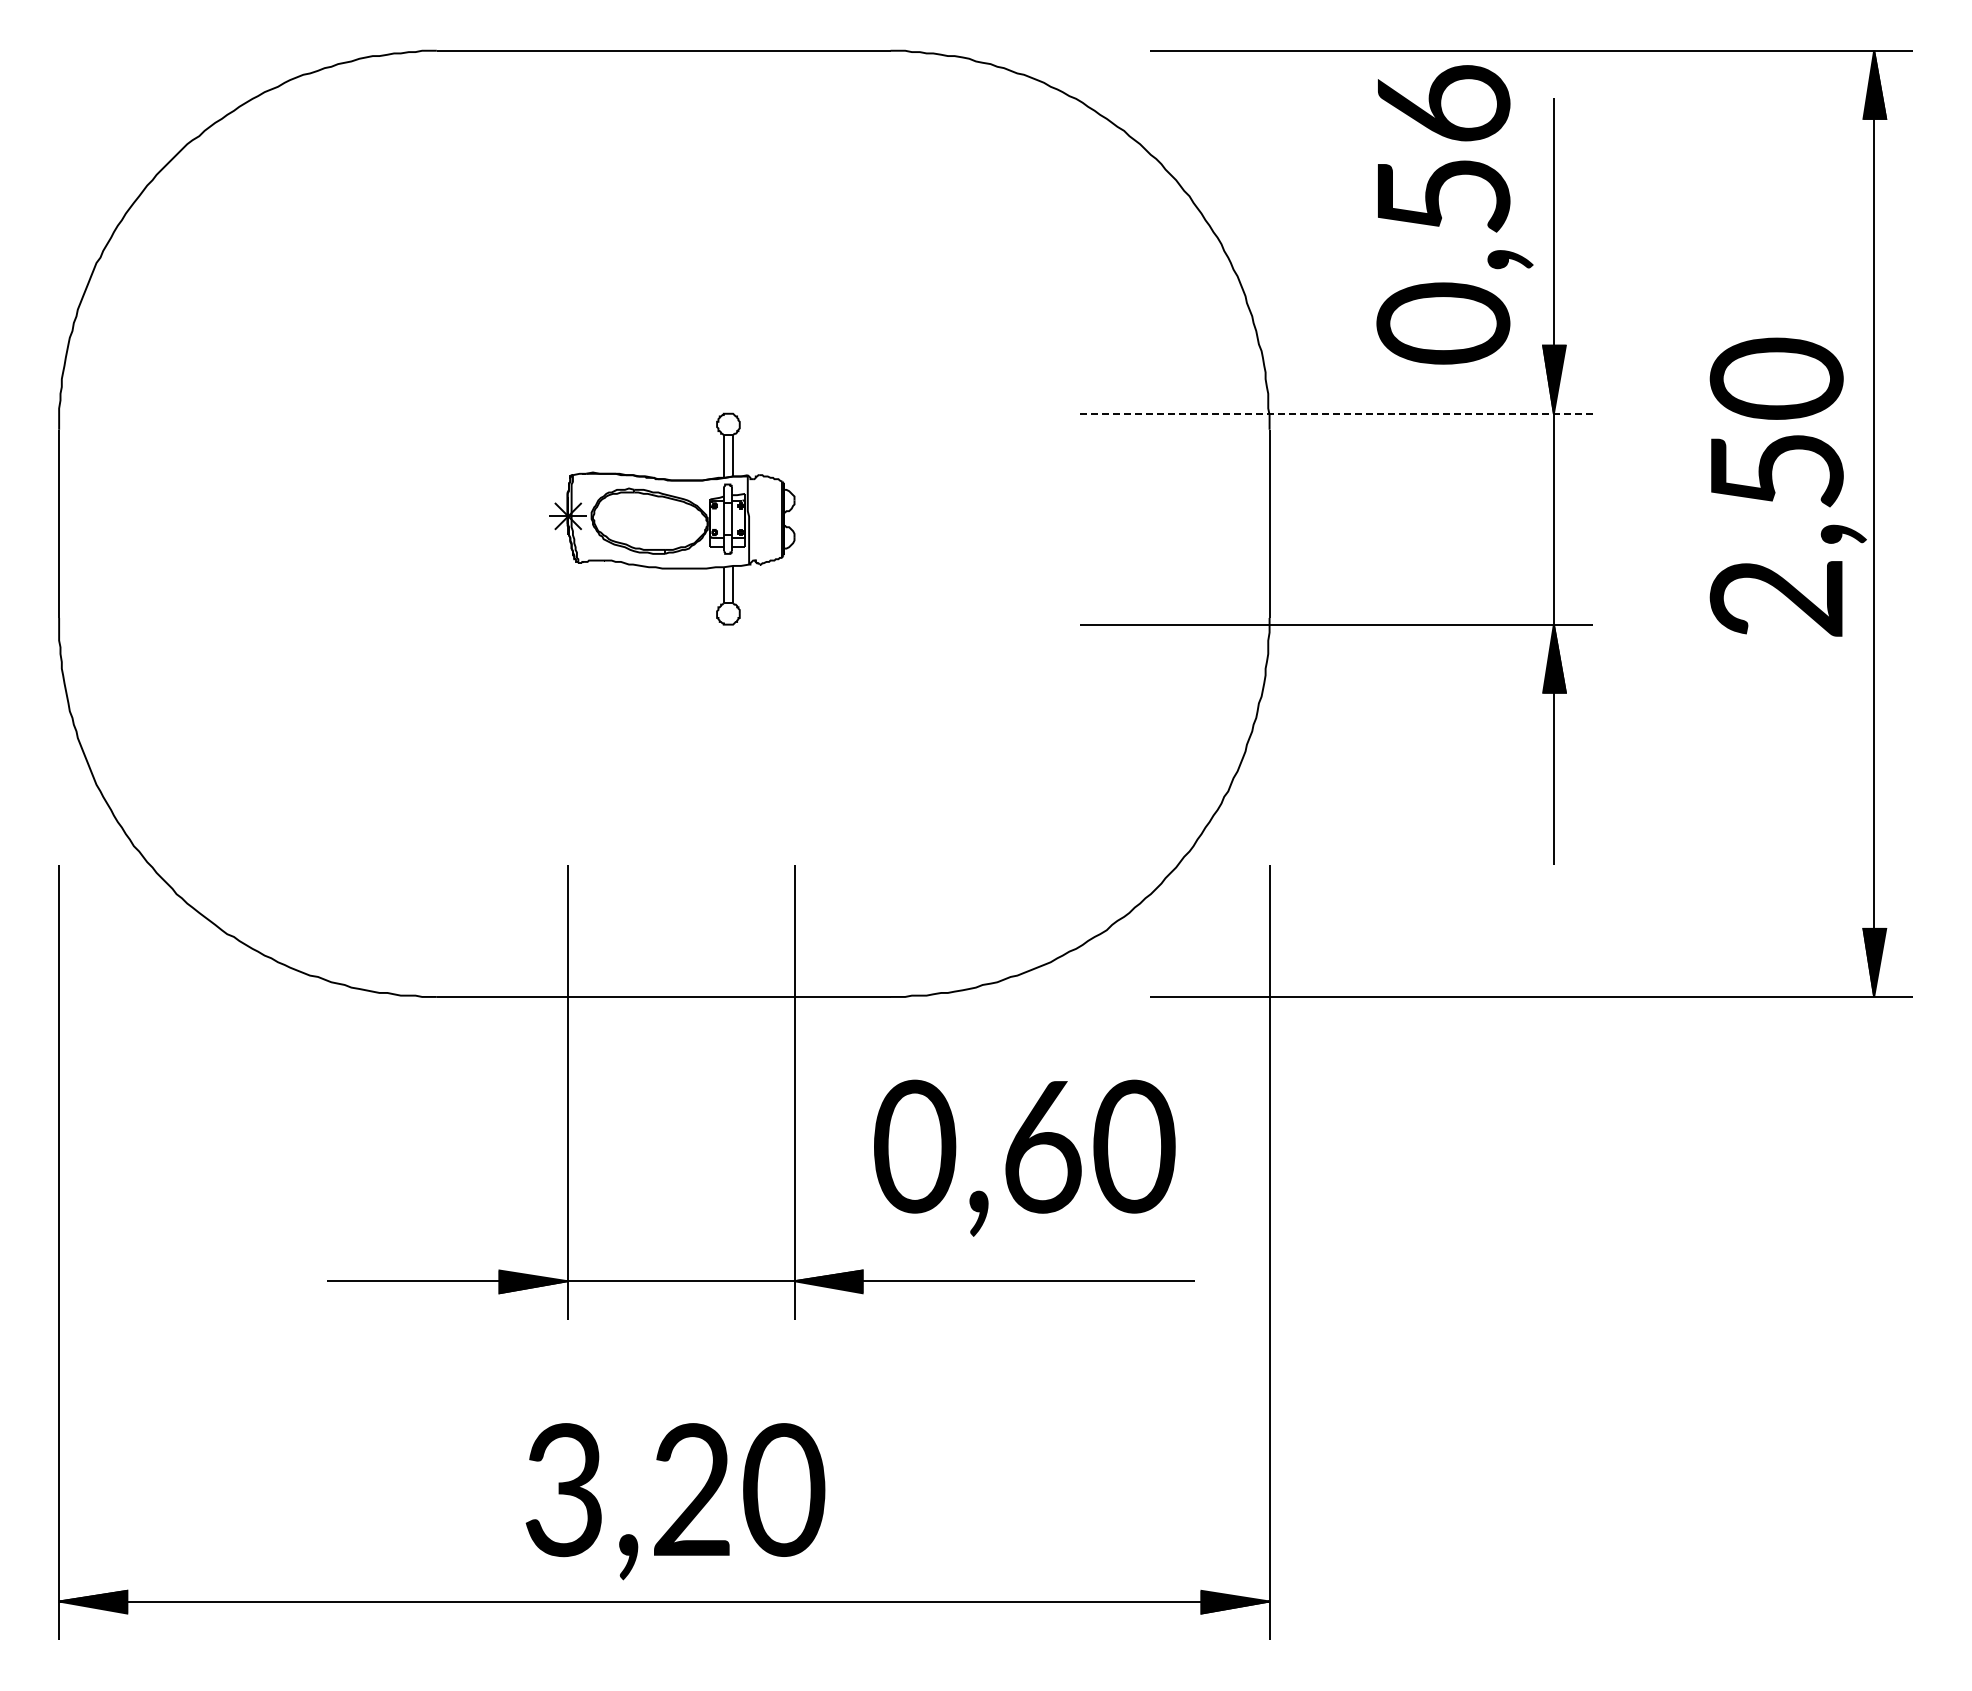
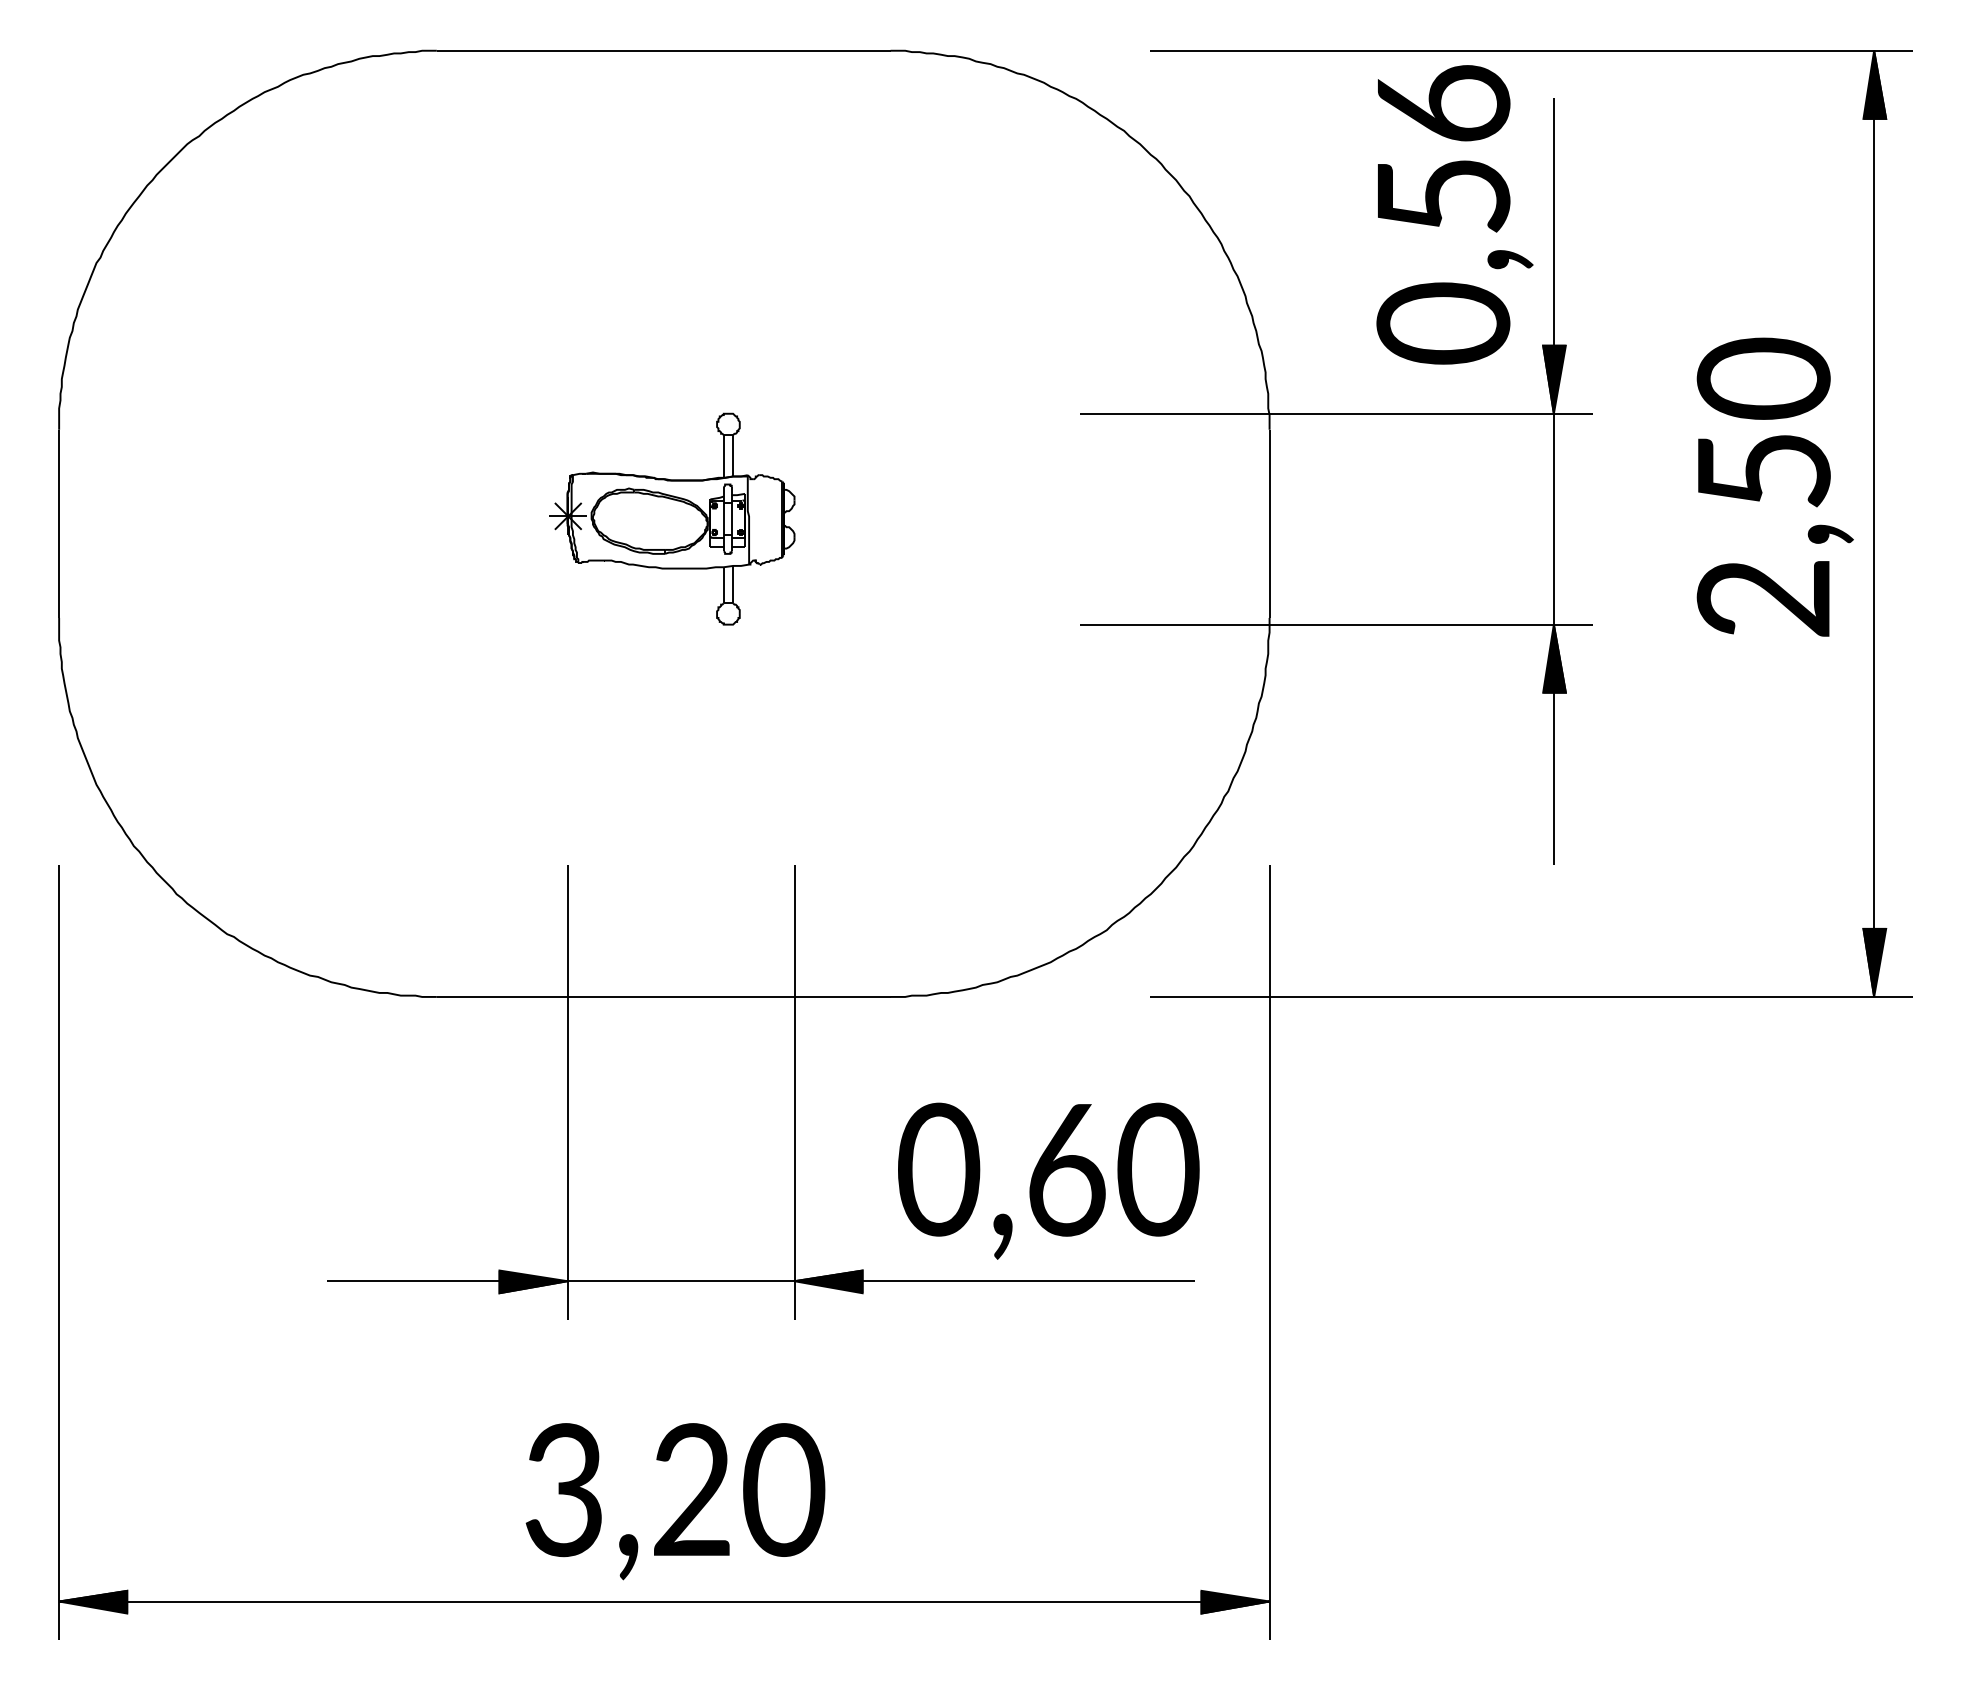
line: dashed -> solid (1336, 413)
text position: (1787, 486) -> (1774, 486) (1774, 486)
text position: (1024, 1157) -> (1048, 1180) (1048, 1180)
